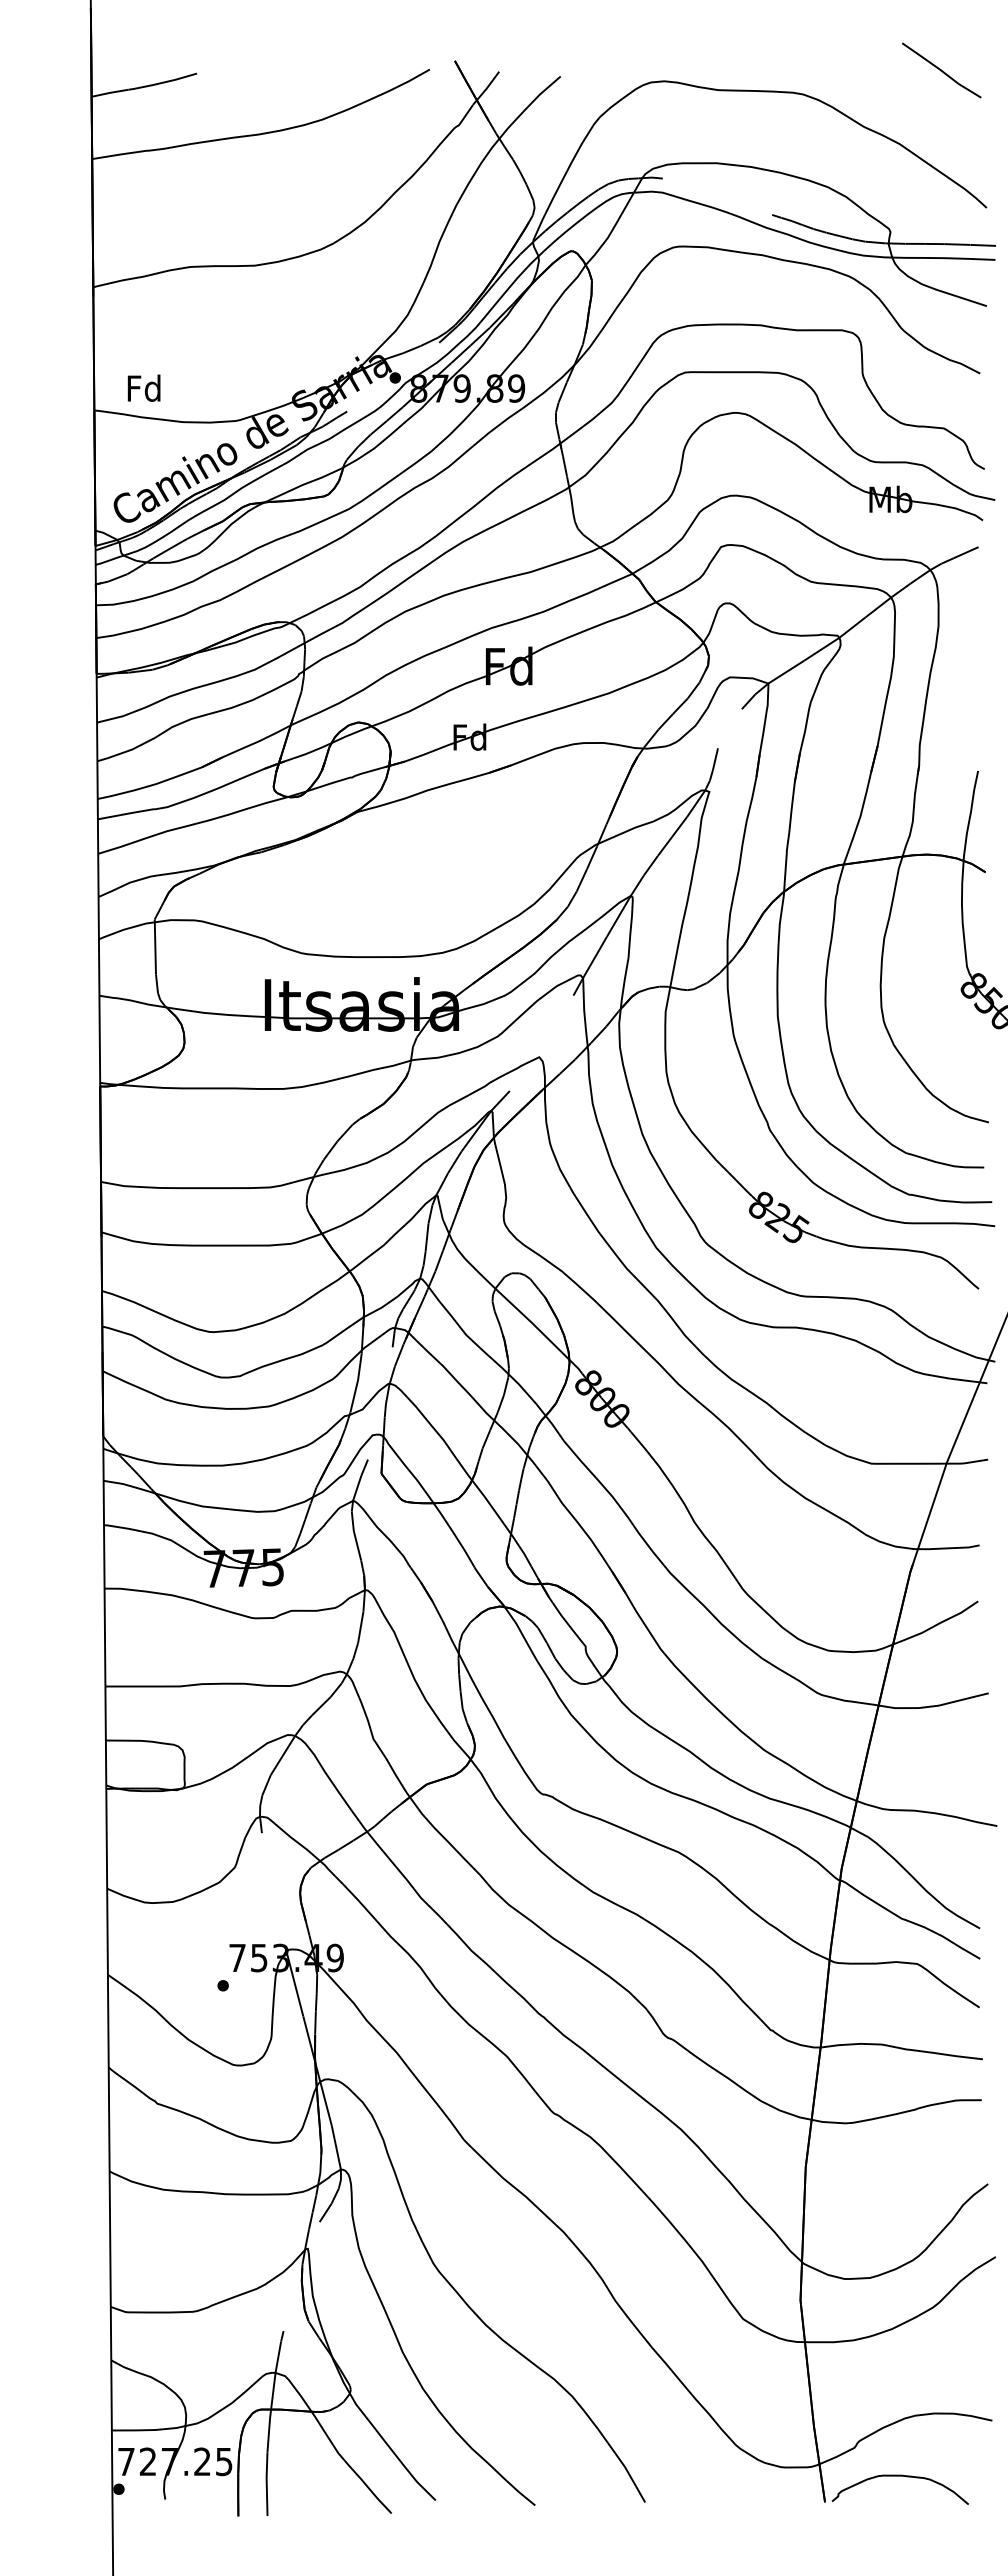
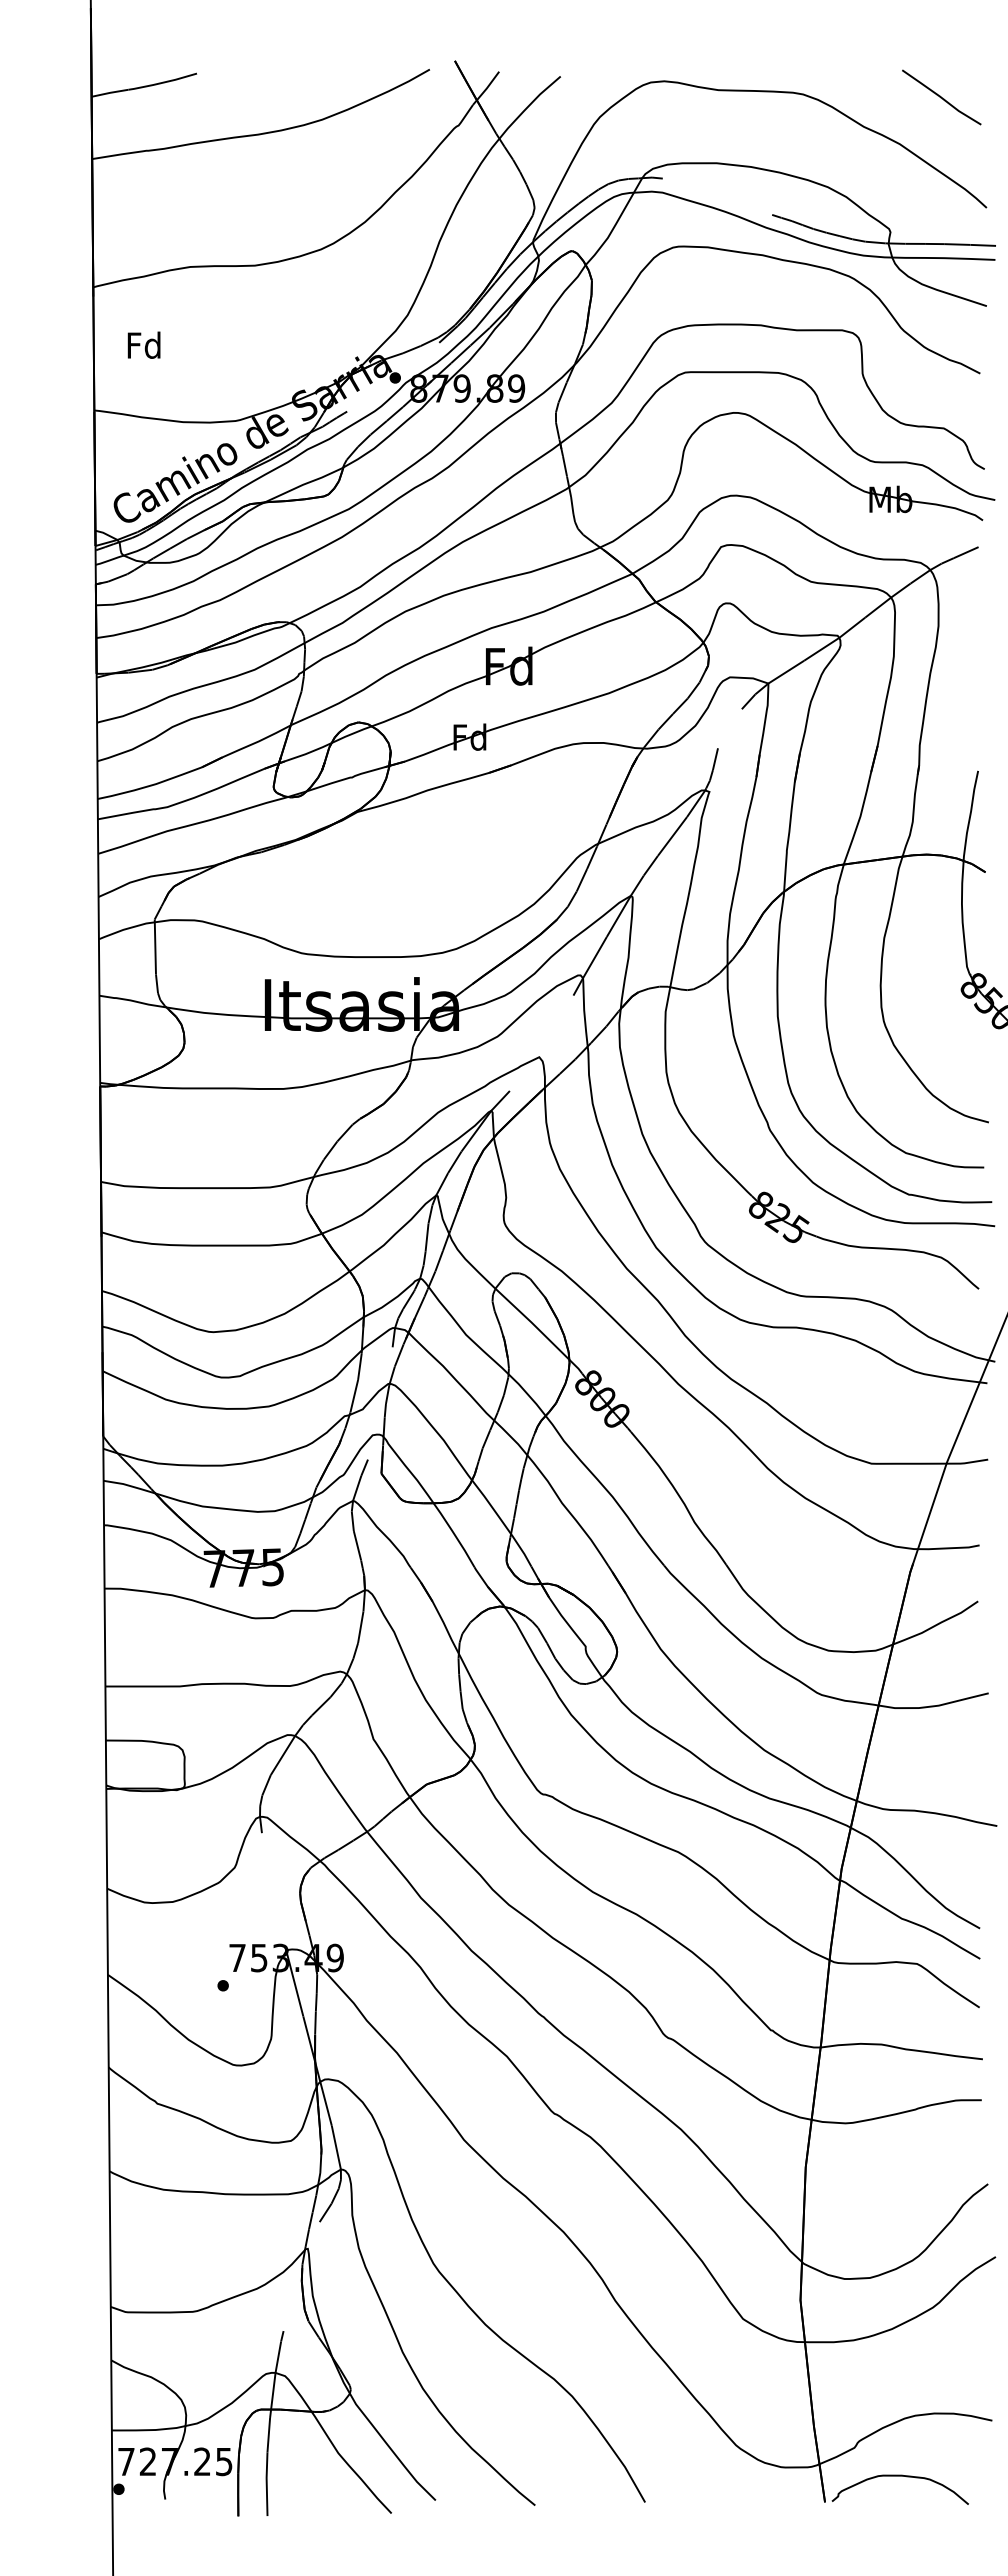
line position: (941, 70) -> (941, 97) (941, 97)
text position: (143, 387) -> (143, 344) (143, 344)
